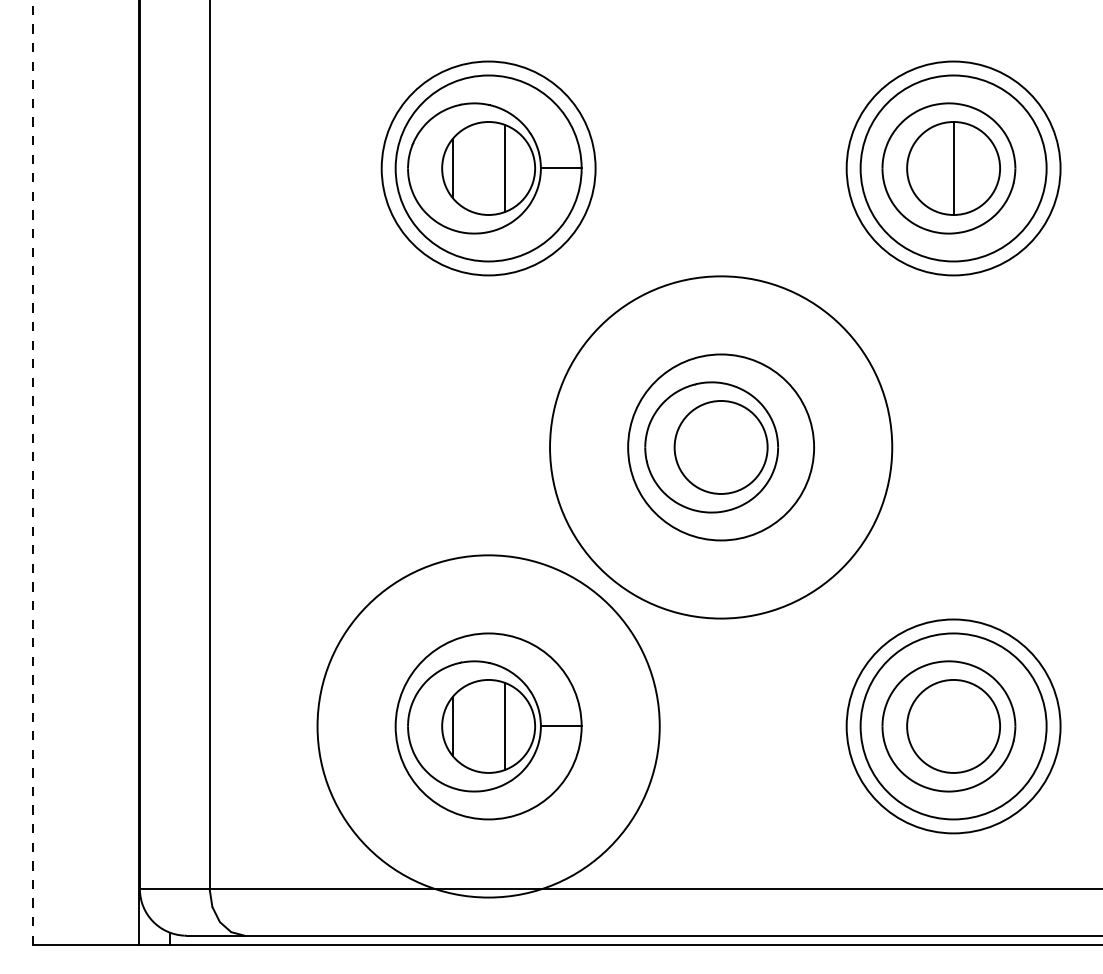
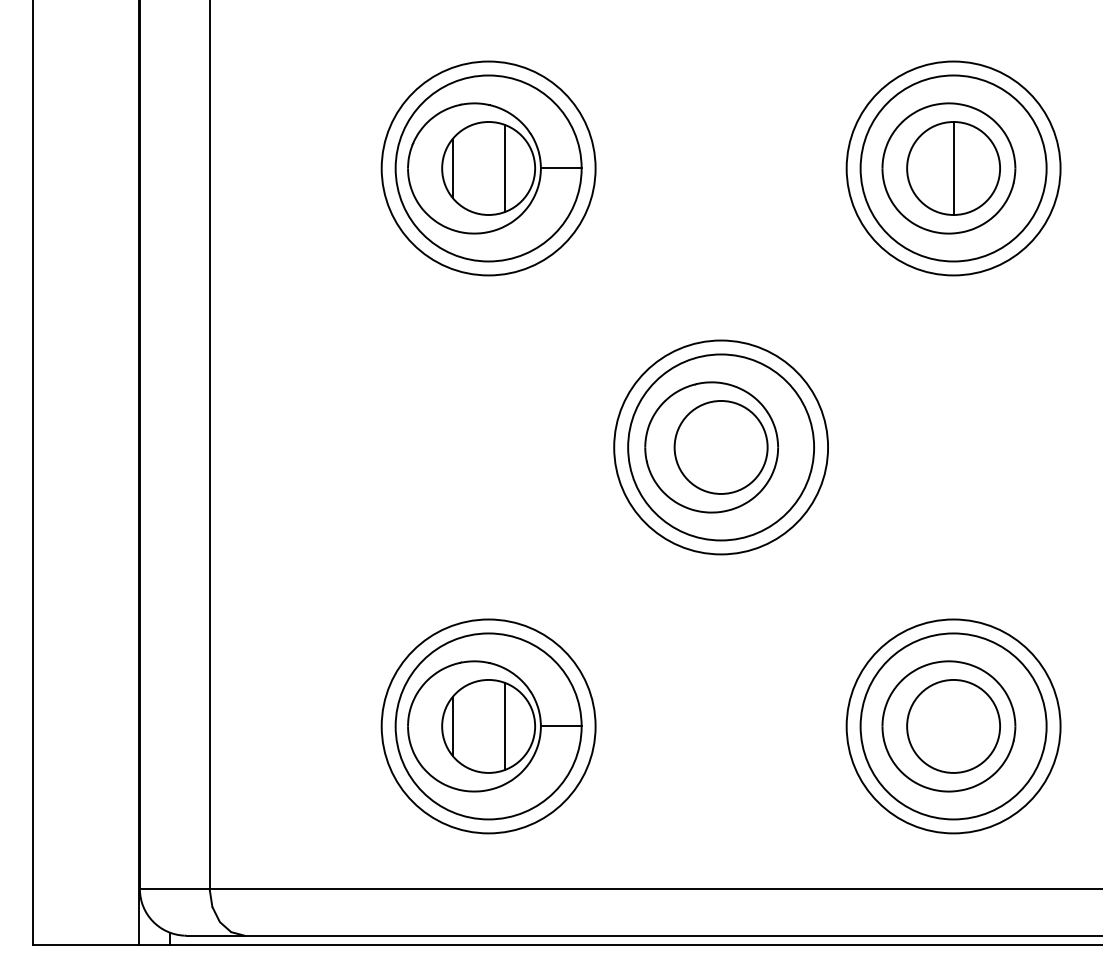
circle diameter: 342 px -> 214 px (721, 447)
line: dashed -> solid (33, 473)
circle diameter: 342 px -> 214 px (488, 726)
